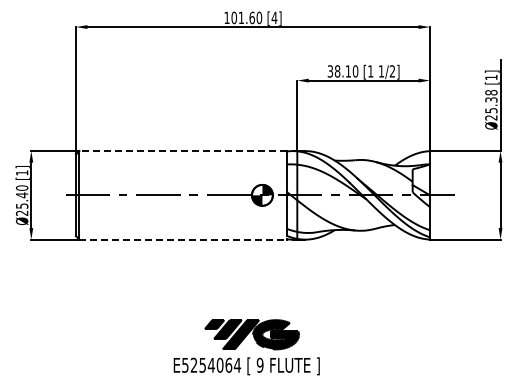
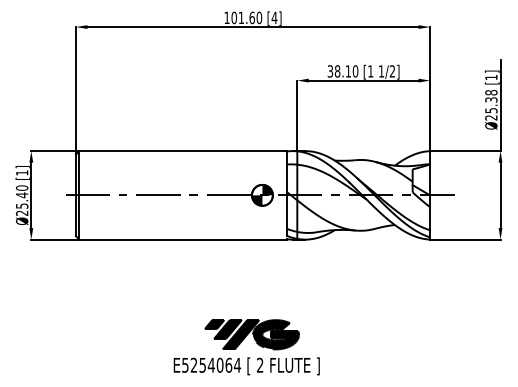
line: dashed -> solid (183, 151)
line: dashed -> solid (183, 239)
text: 9 -> 2 (259, 365)
